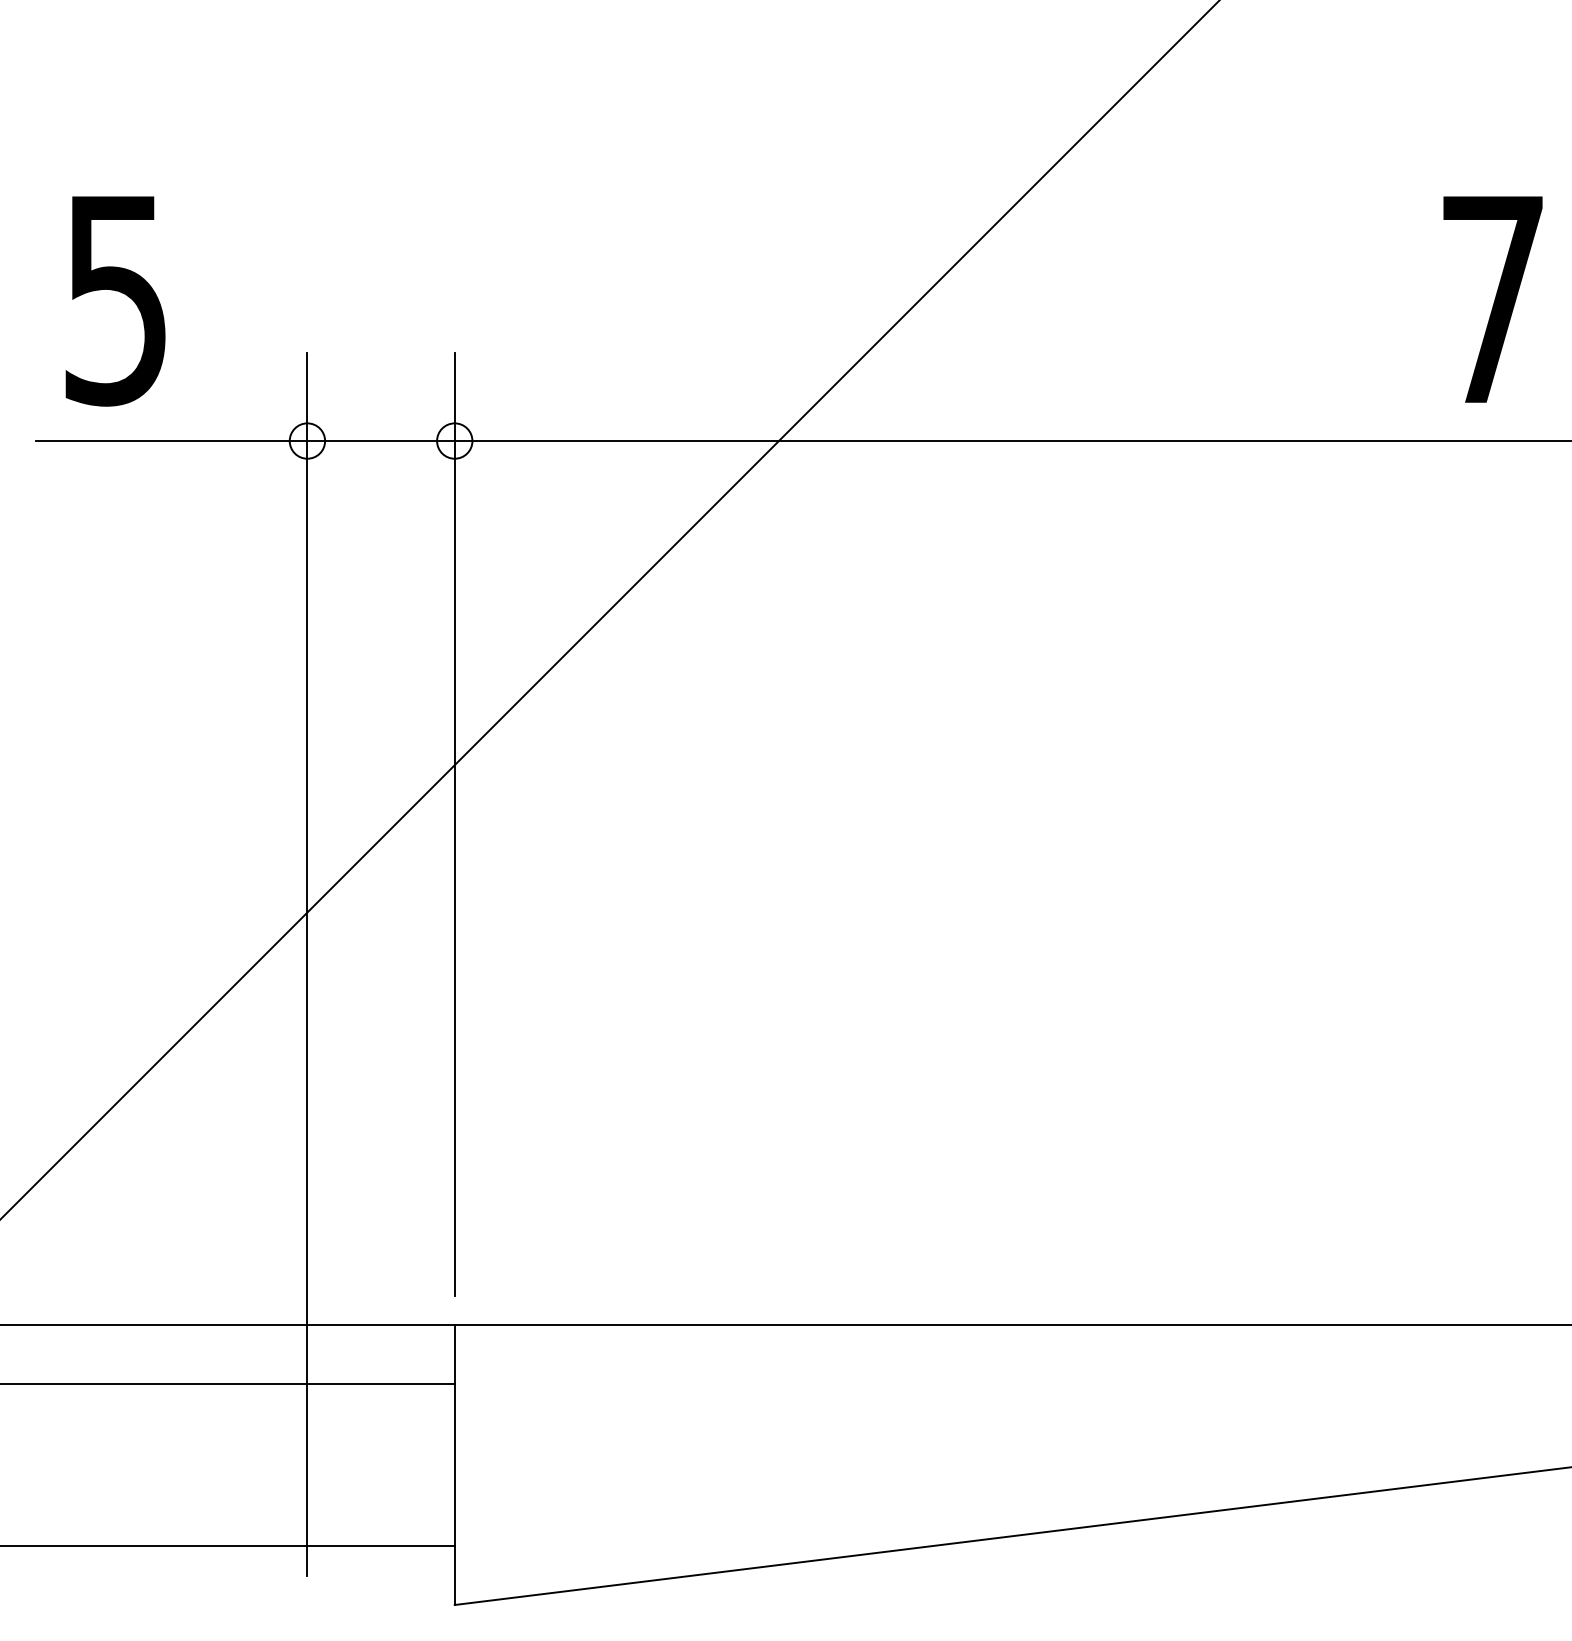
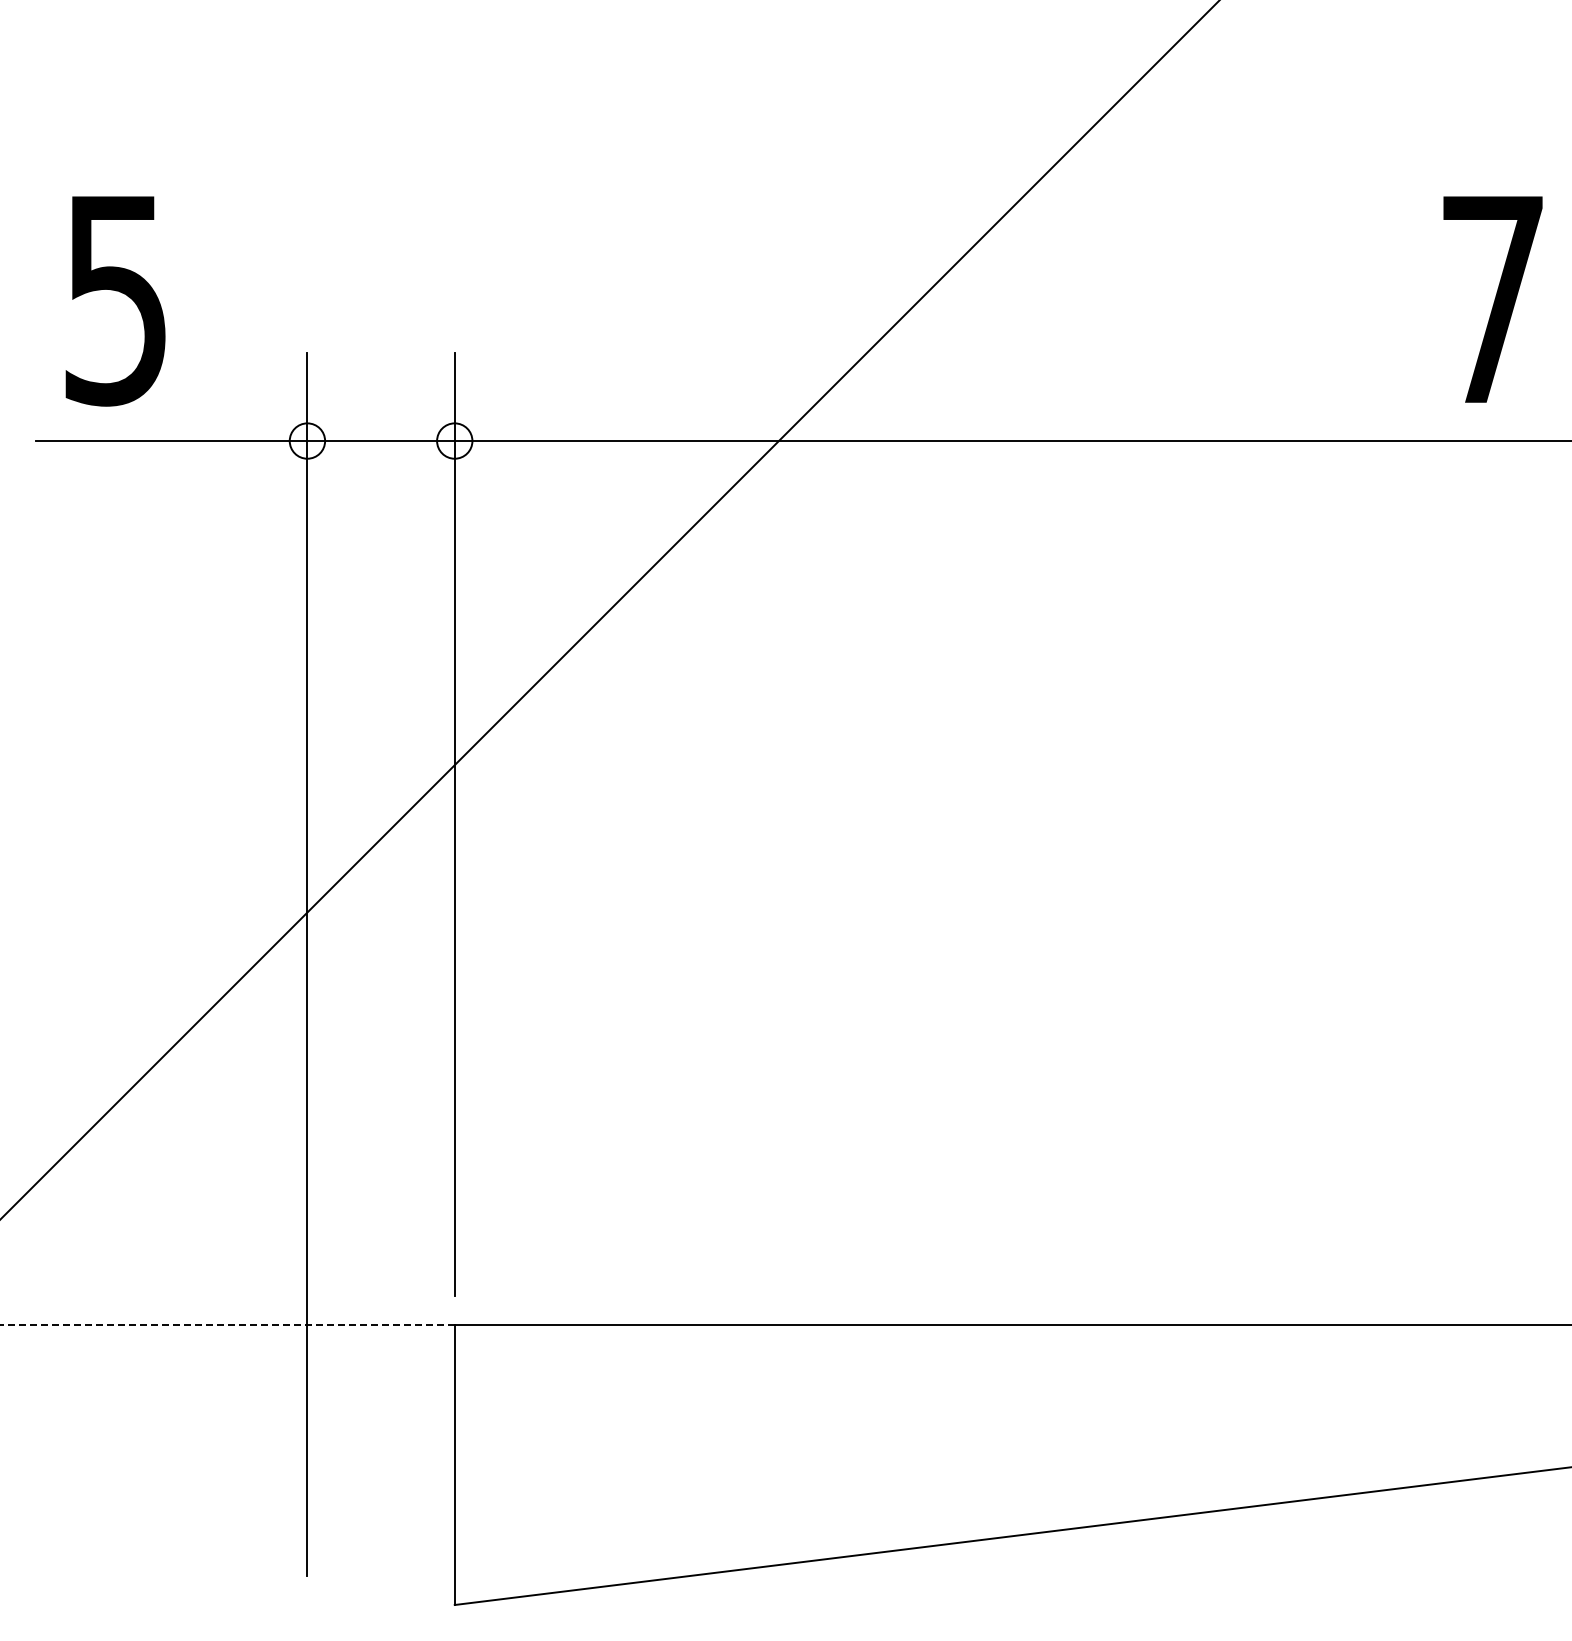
line: solid -> dashed (227, 1325)
line: present -> none (228, 1384)
line: present -> none (228, 1546)
